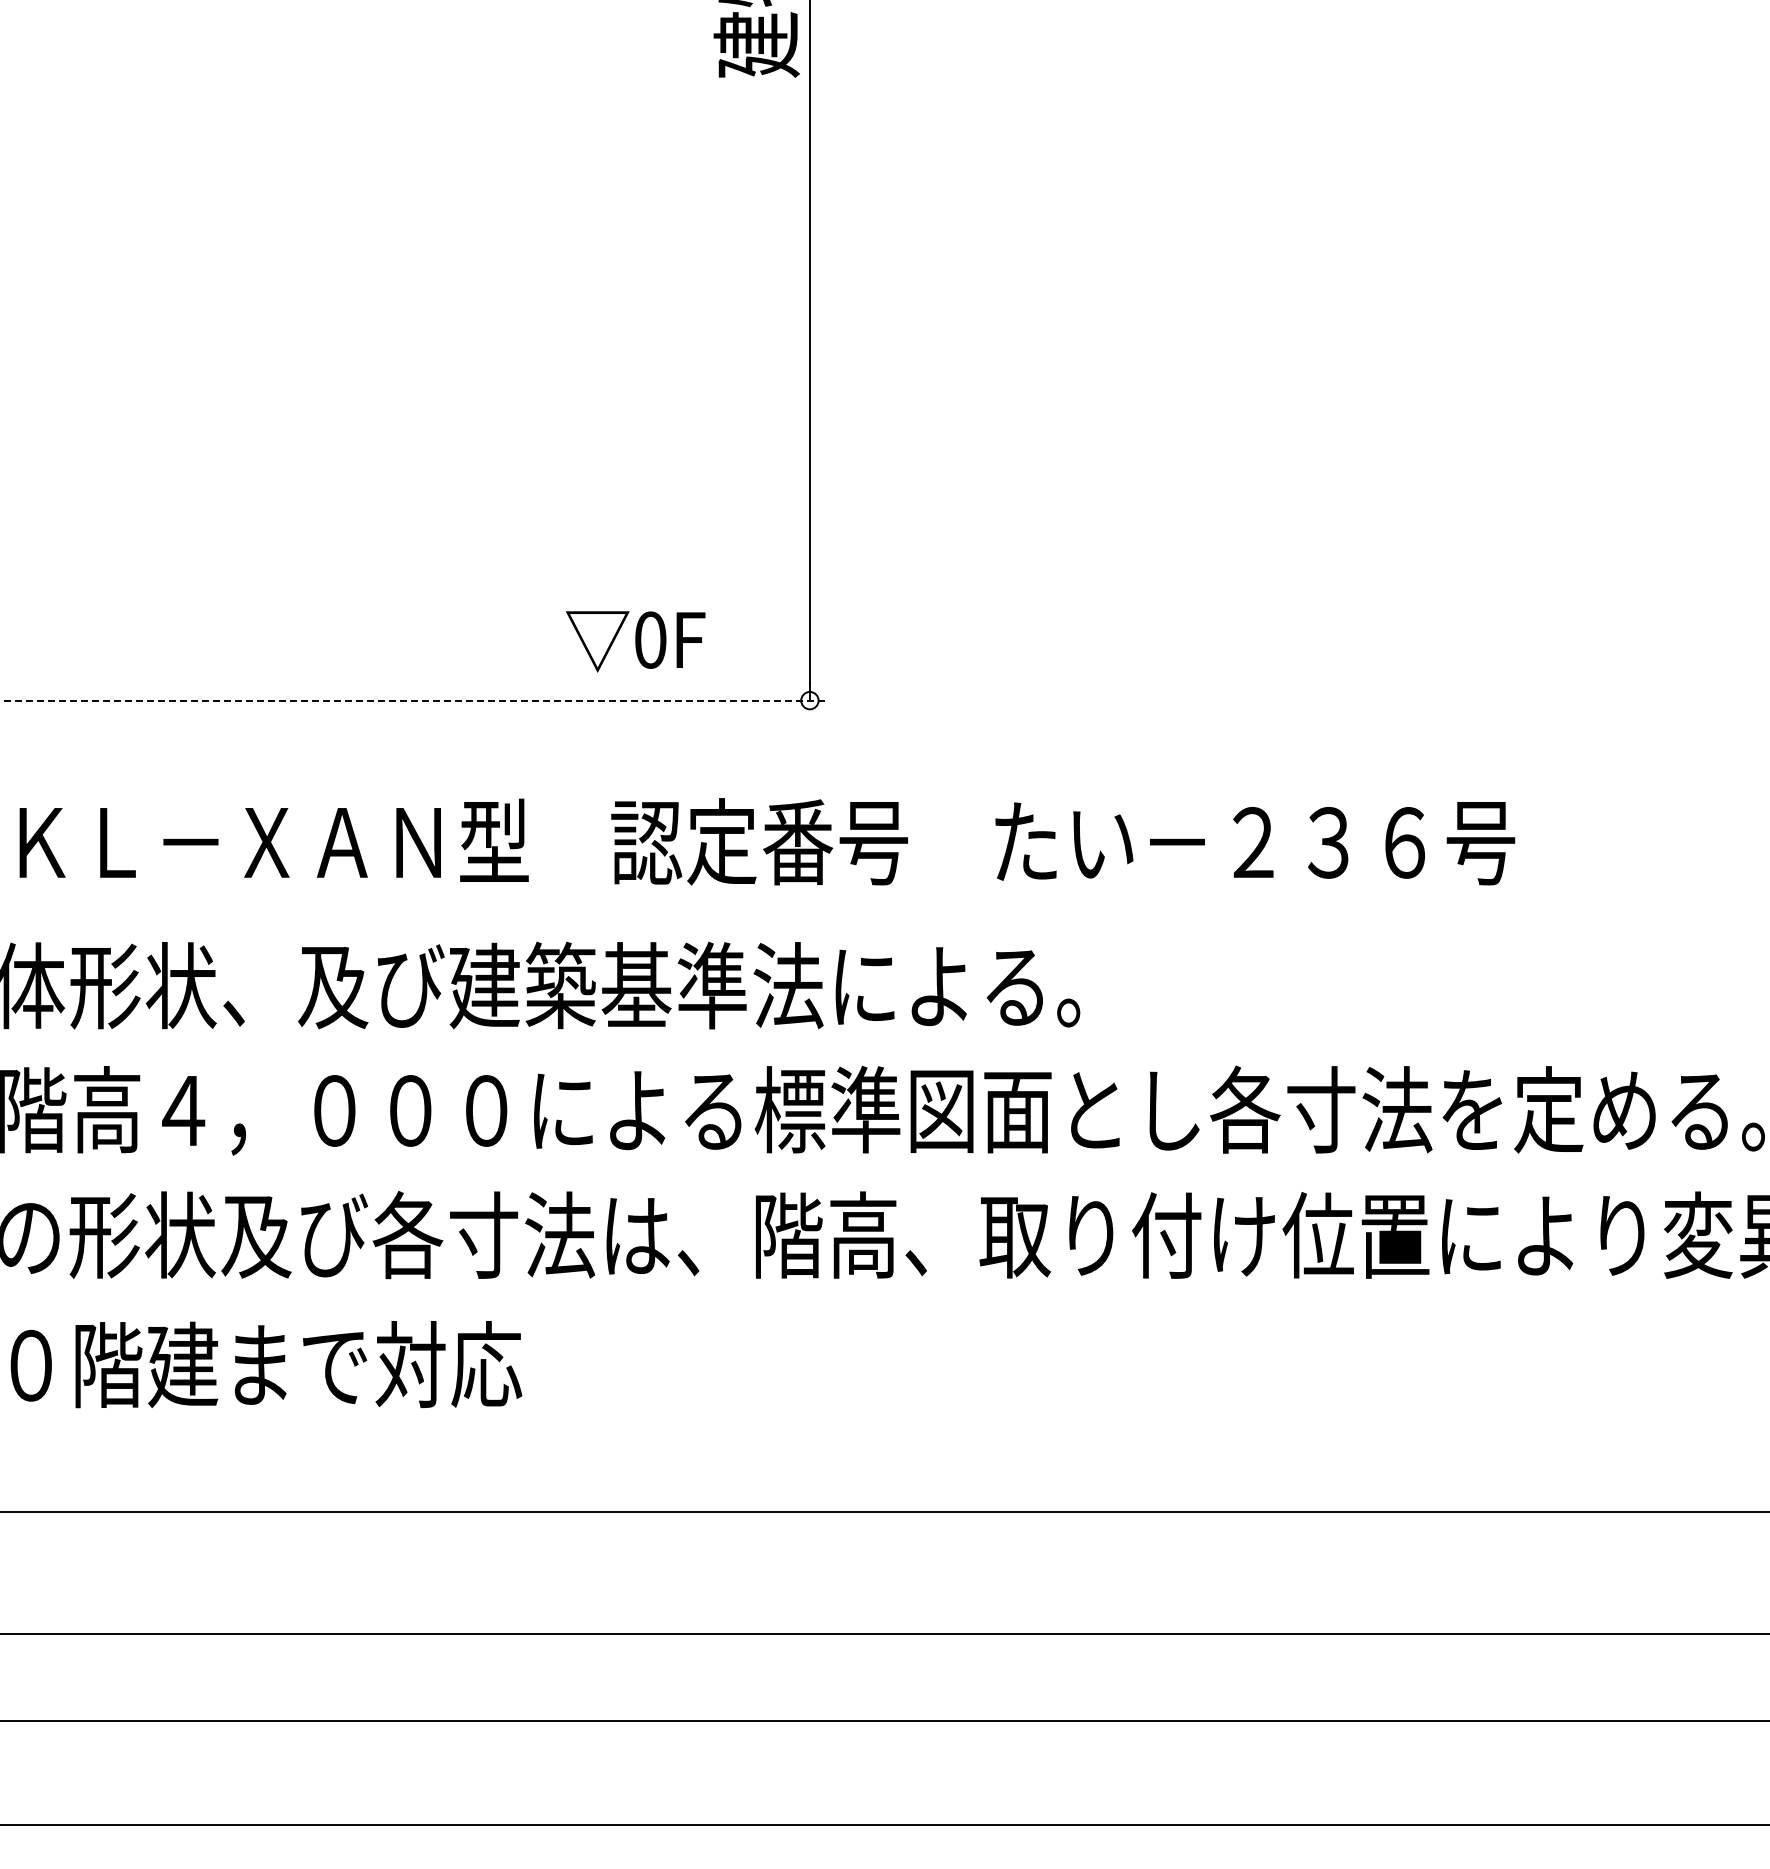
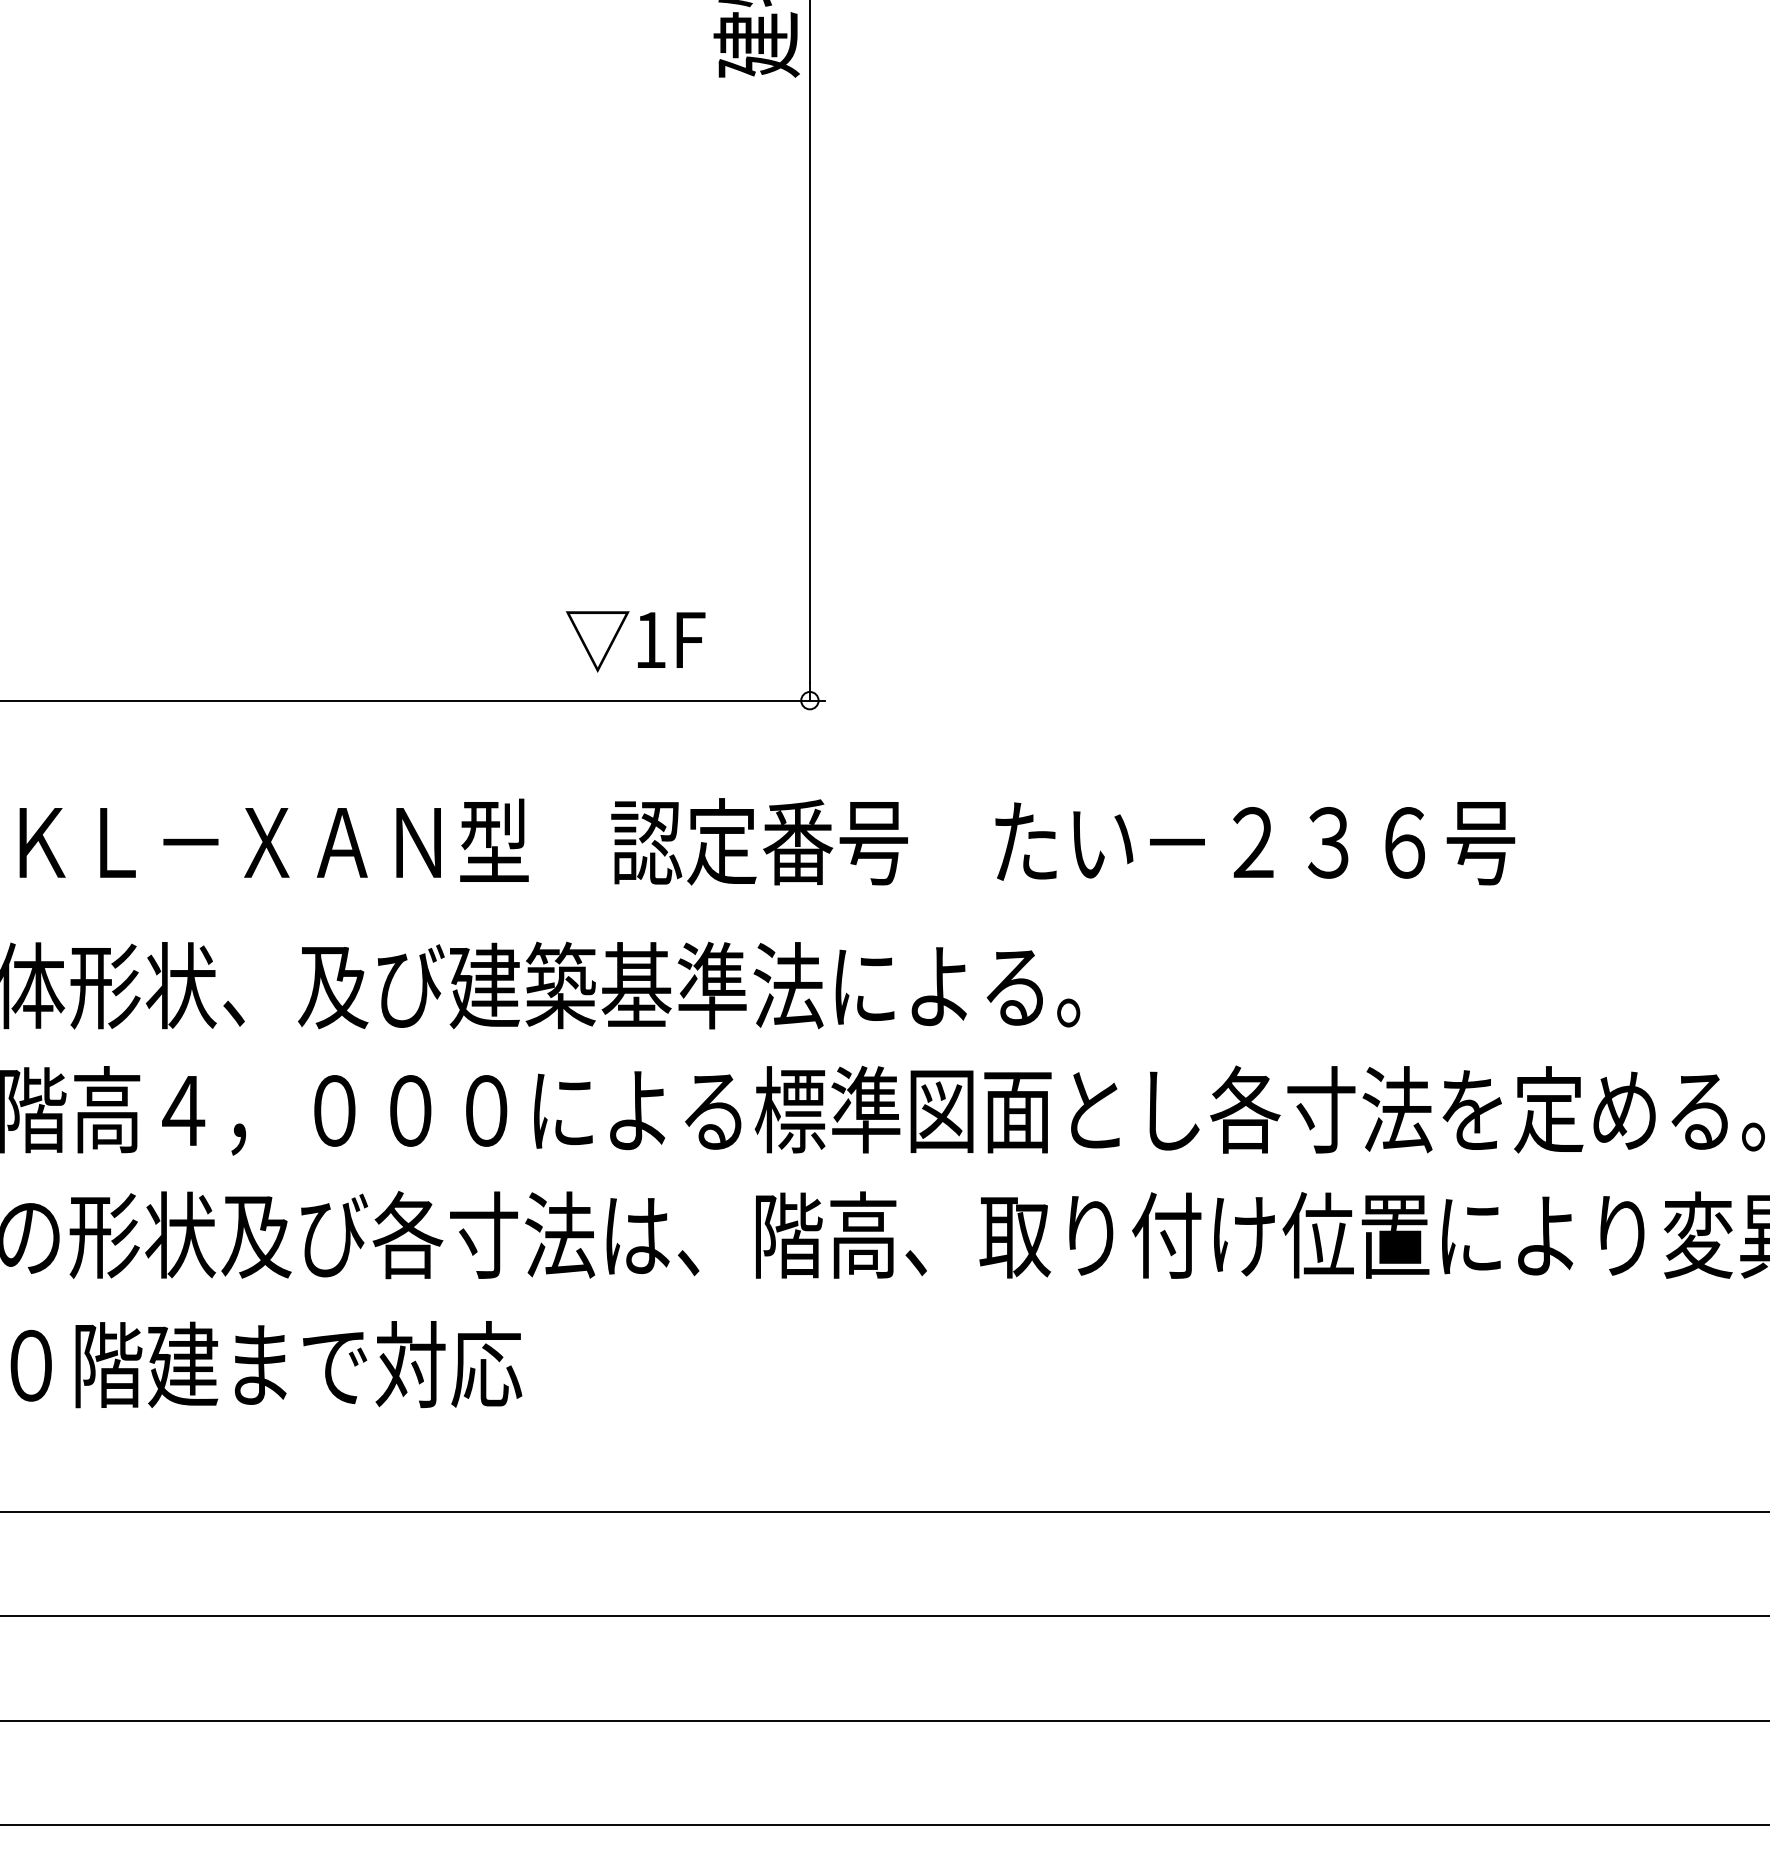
text: 0F -> 1F (650, 639)
line: dashed -> solid (411, 700)
line position: (884, 1634) -> (884, 1616) (884, 1616)
